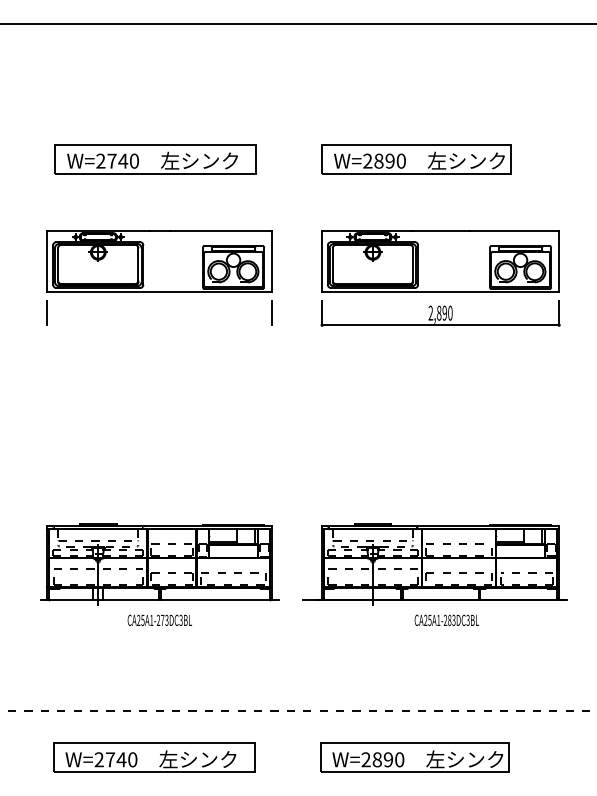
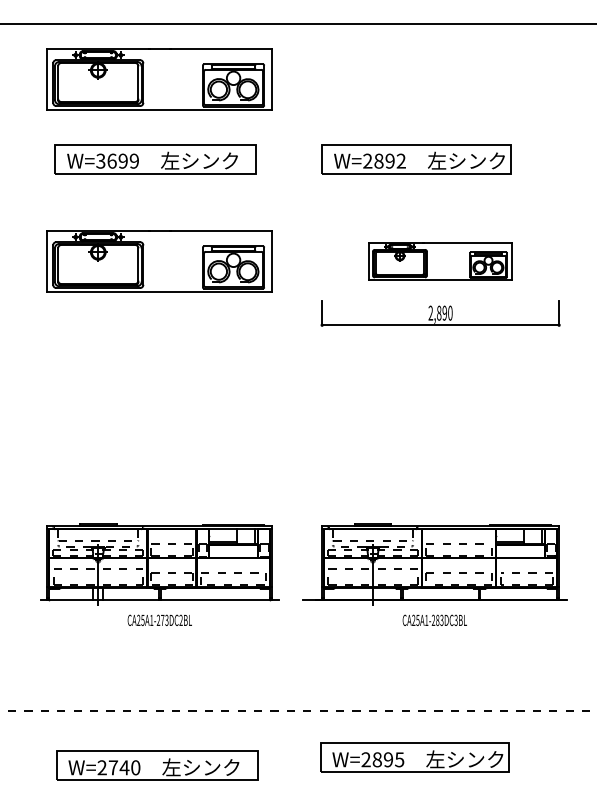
part: none -> present (159, 79)
text: W=2740 -> W=3699 (117, 160)
text: W=2890 -> W=2892 (400, 160)
part size: 239x63 px -> 145x39 px (440, 261)
line: present -> none (47, 312)
line: present -> none (272, 312)
text position: (446, 619) -> (434, 619) (434, 619)
text: CA25A1-273DC3BL -> CA25A1-273DC2BL (180, 620)
part position: (154, 757) -> (157, 765) (157, 765)
text: W=2890 -> W=2895 (399, 759)
